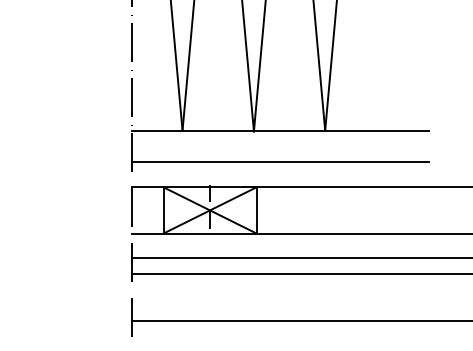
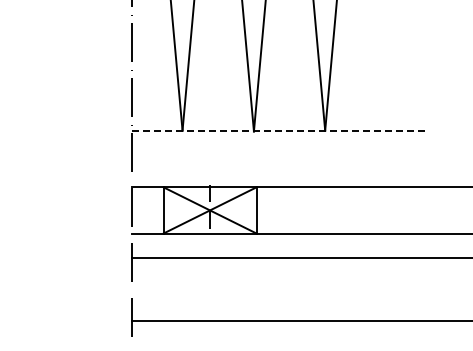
line: solid -> dashed (280, 131)
line: present -> none (279, 162)
line: present -> none (300, 274)
